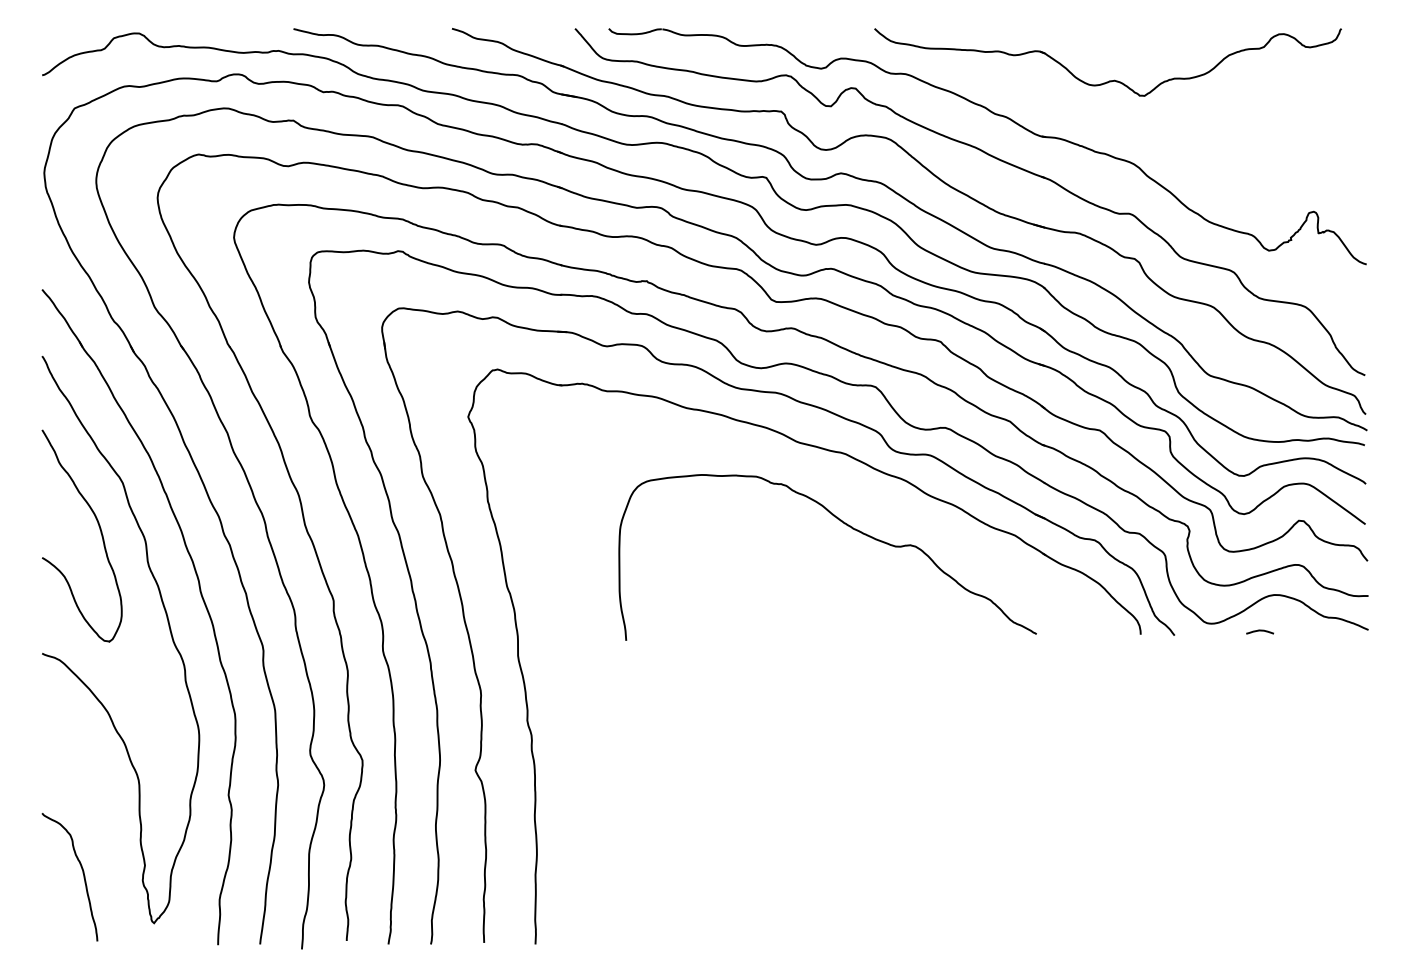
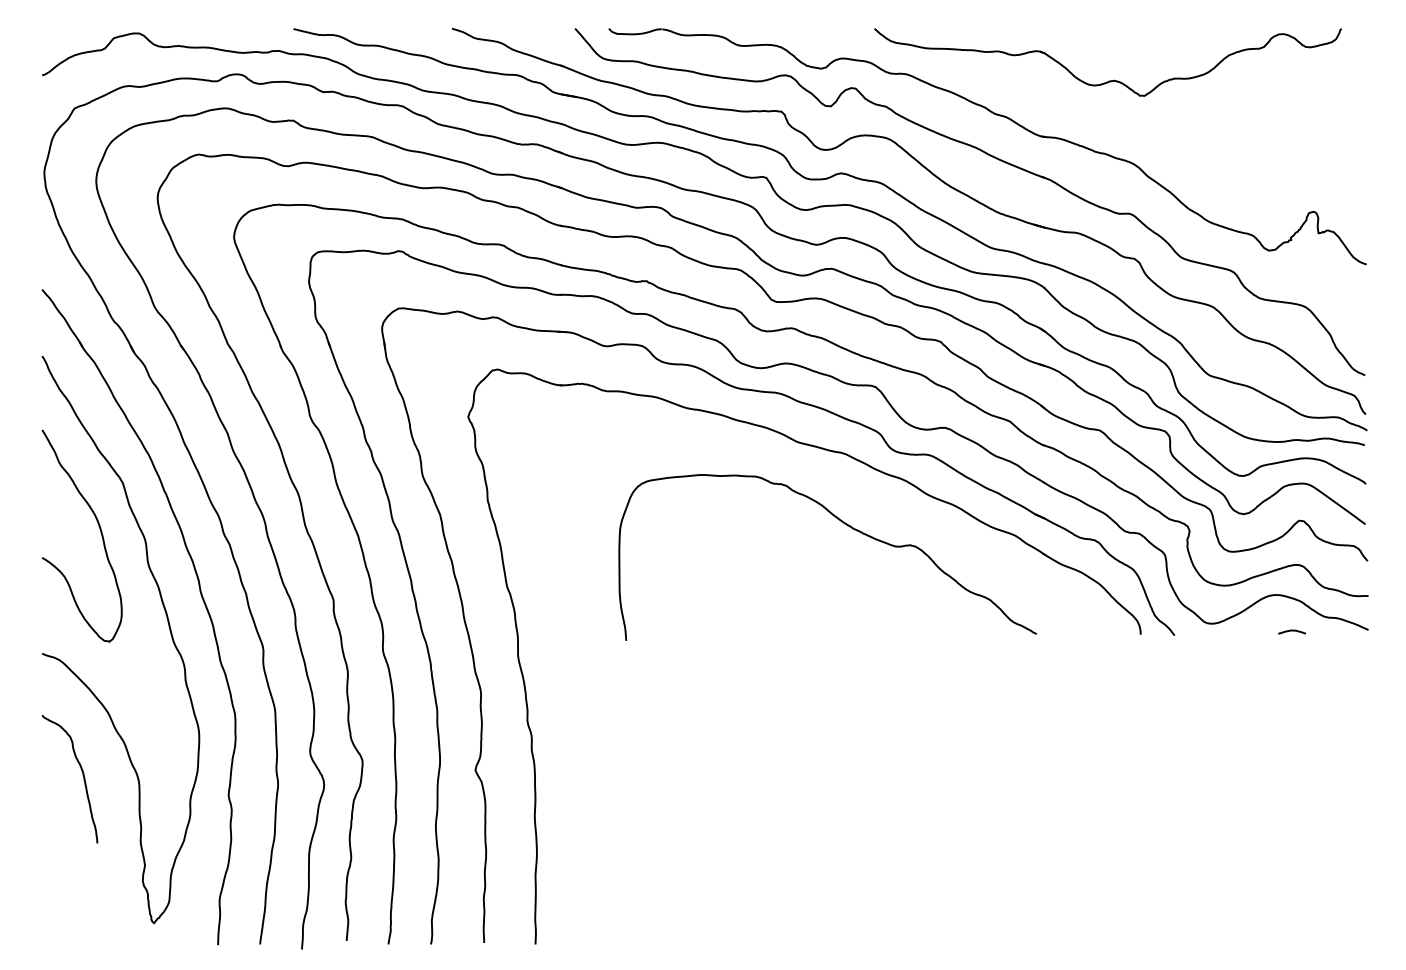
curve position: (1260, 631) -> (1292, 631) (1292, 631)
curve position: (82, 873) -> (82, 775) (82, 775)
